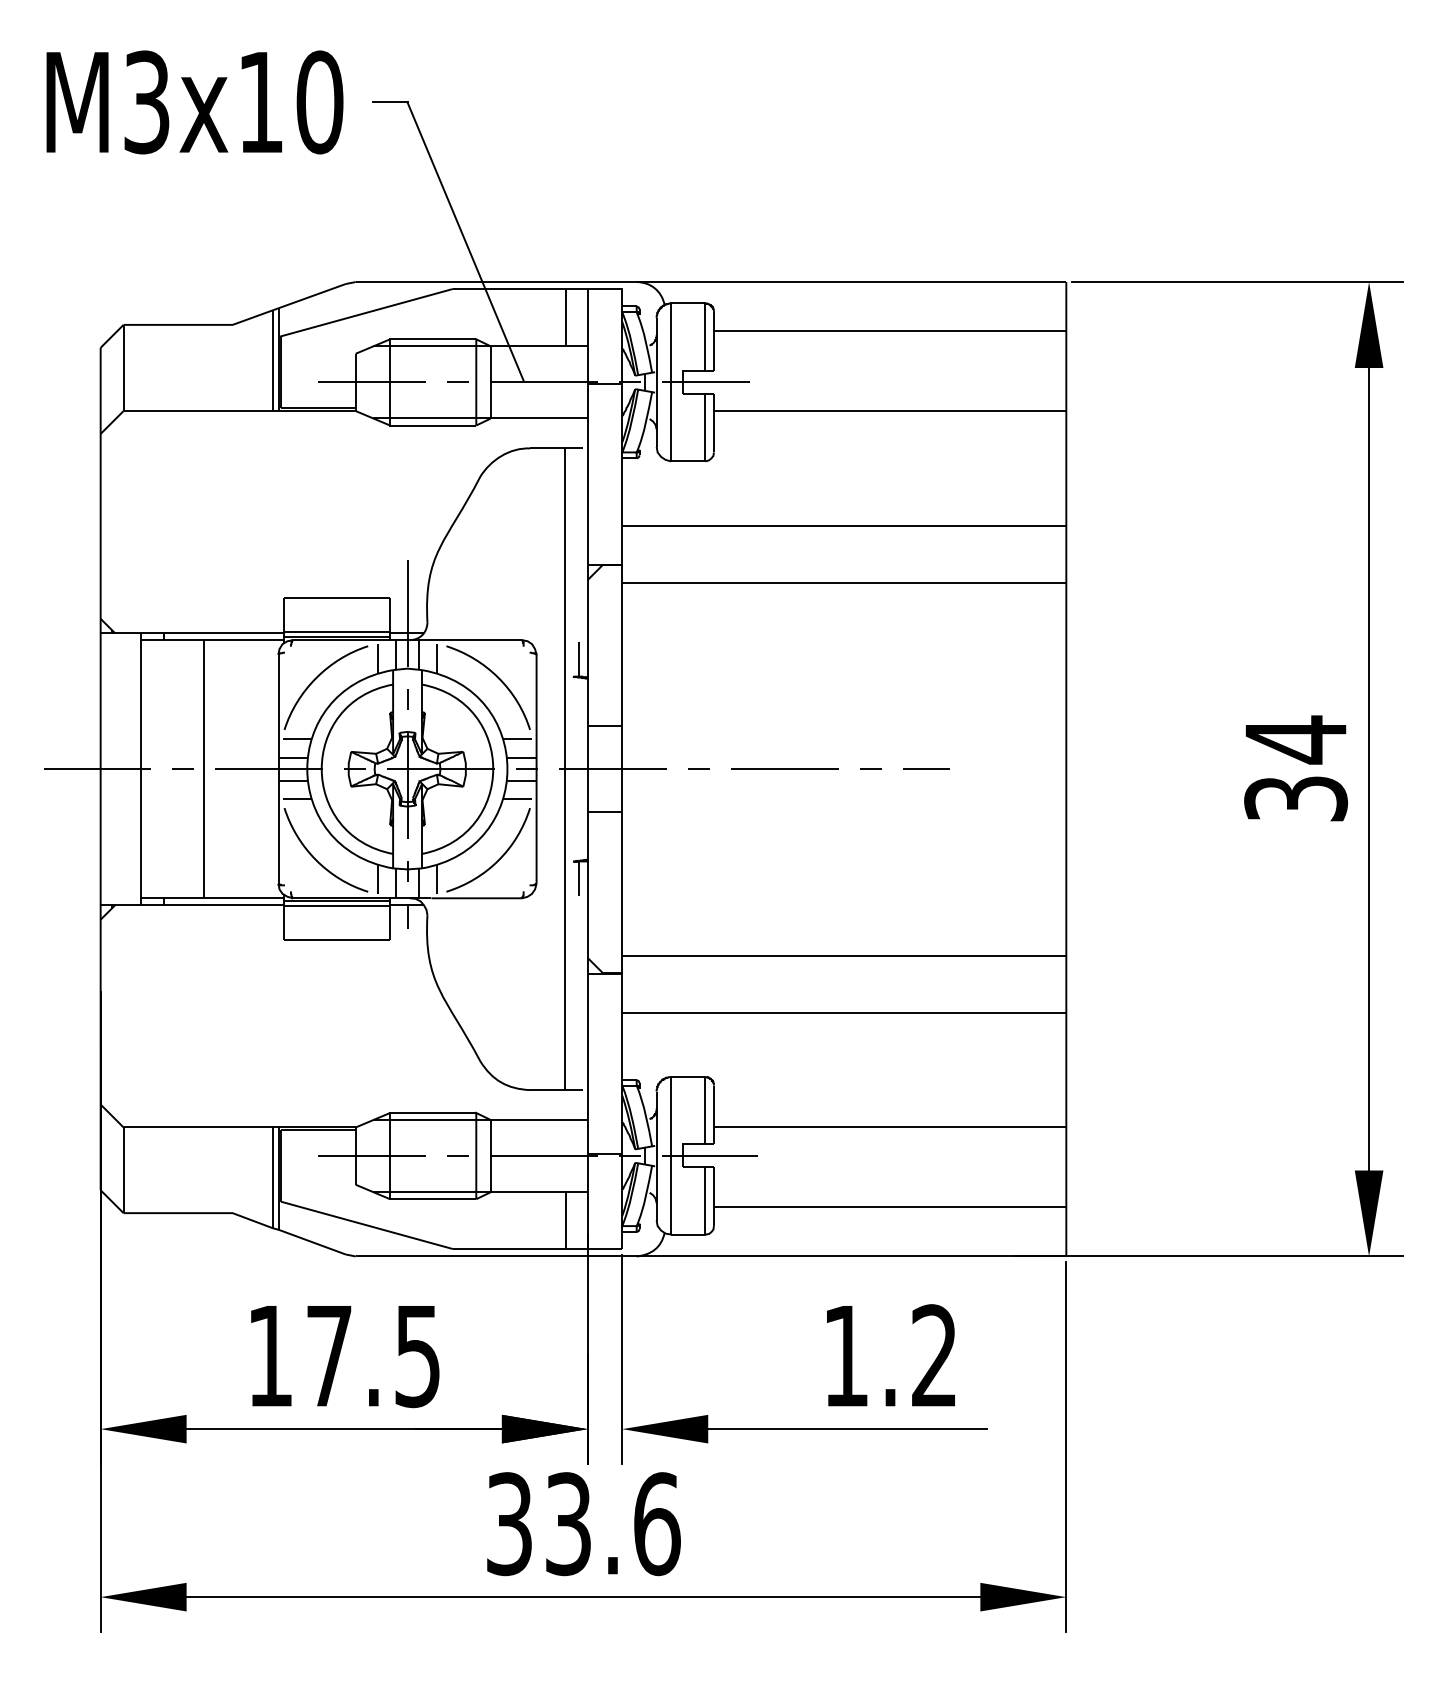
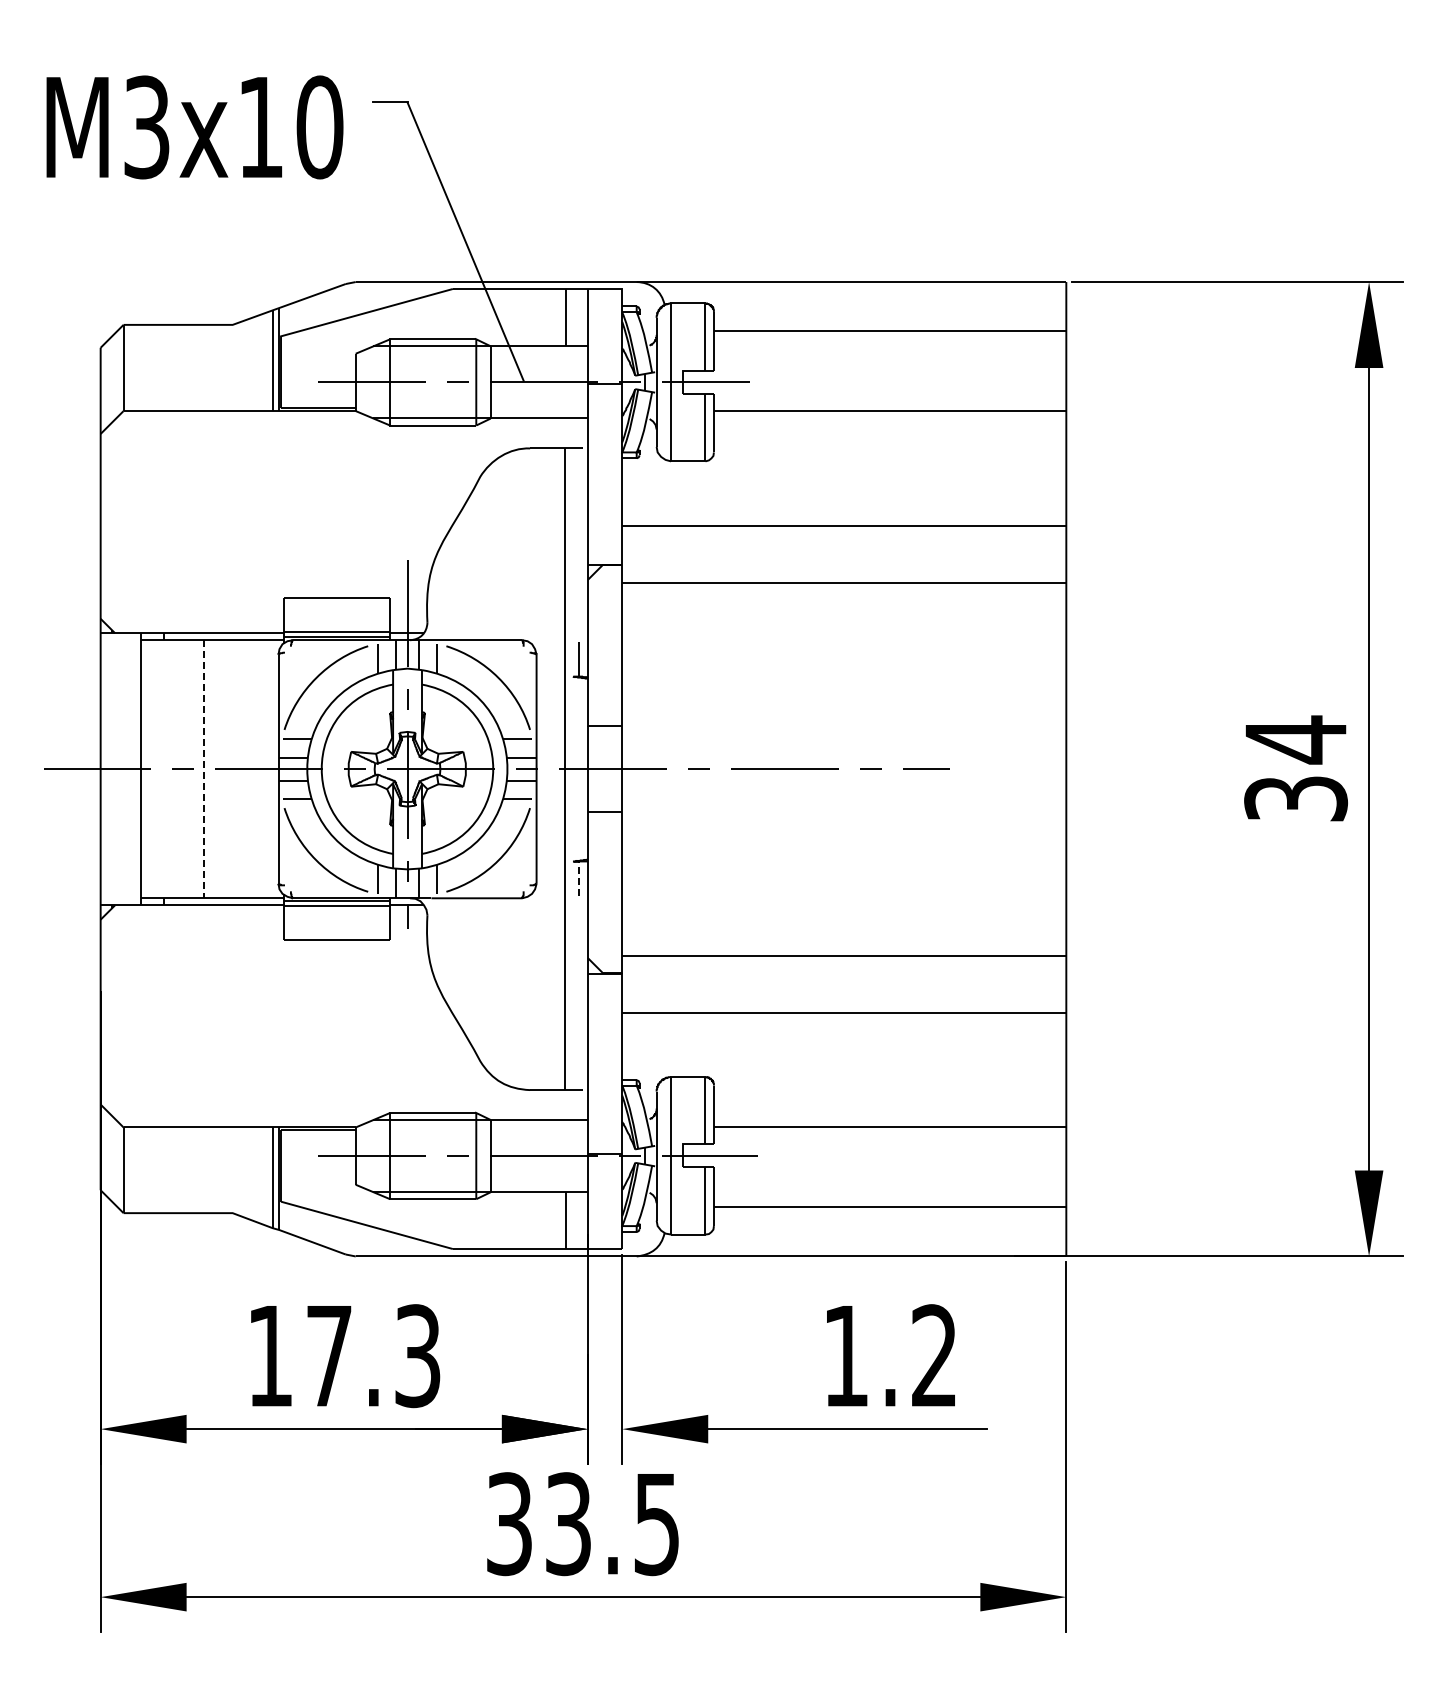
text position: (194, 102) -> (194, 127) (194, 127)
line: solid -> dashed (203, 769)
line: solid -> dashed (579, 878)
text: 17.5 -> 17.3 (417, 1355)
text: 33.6 -> 33.5 (657, 1524)
